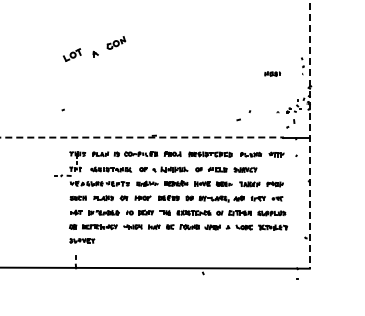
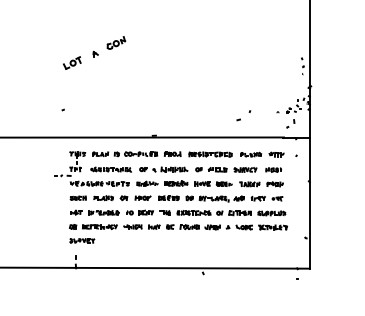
part position: (71, 54) -> (71, 62) (71, 62)
part position: (272, 73) -> (273, 169) (273, 169)
line: dashed -> solid (309, 134)
line: dashed -> solid (142, 137)
